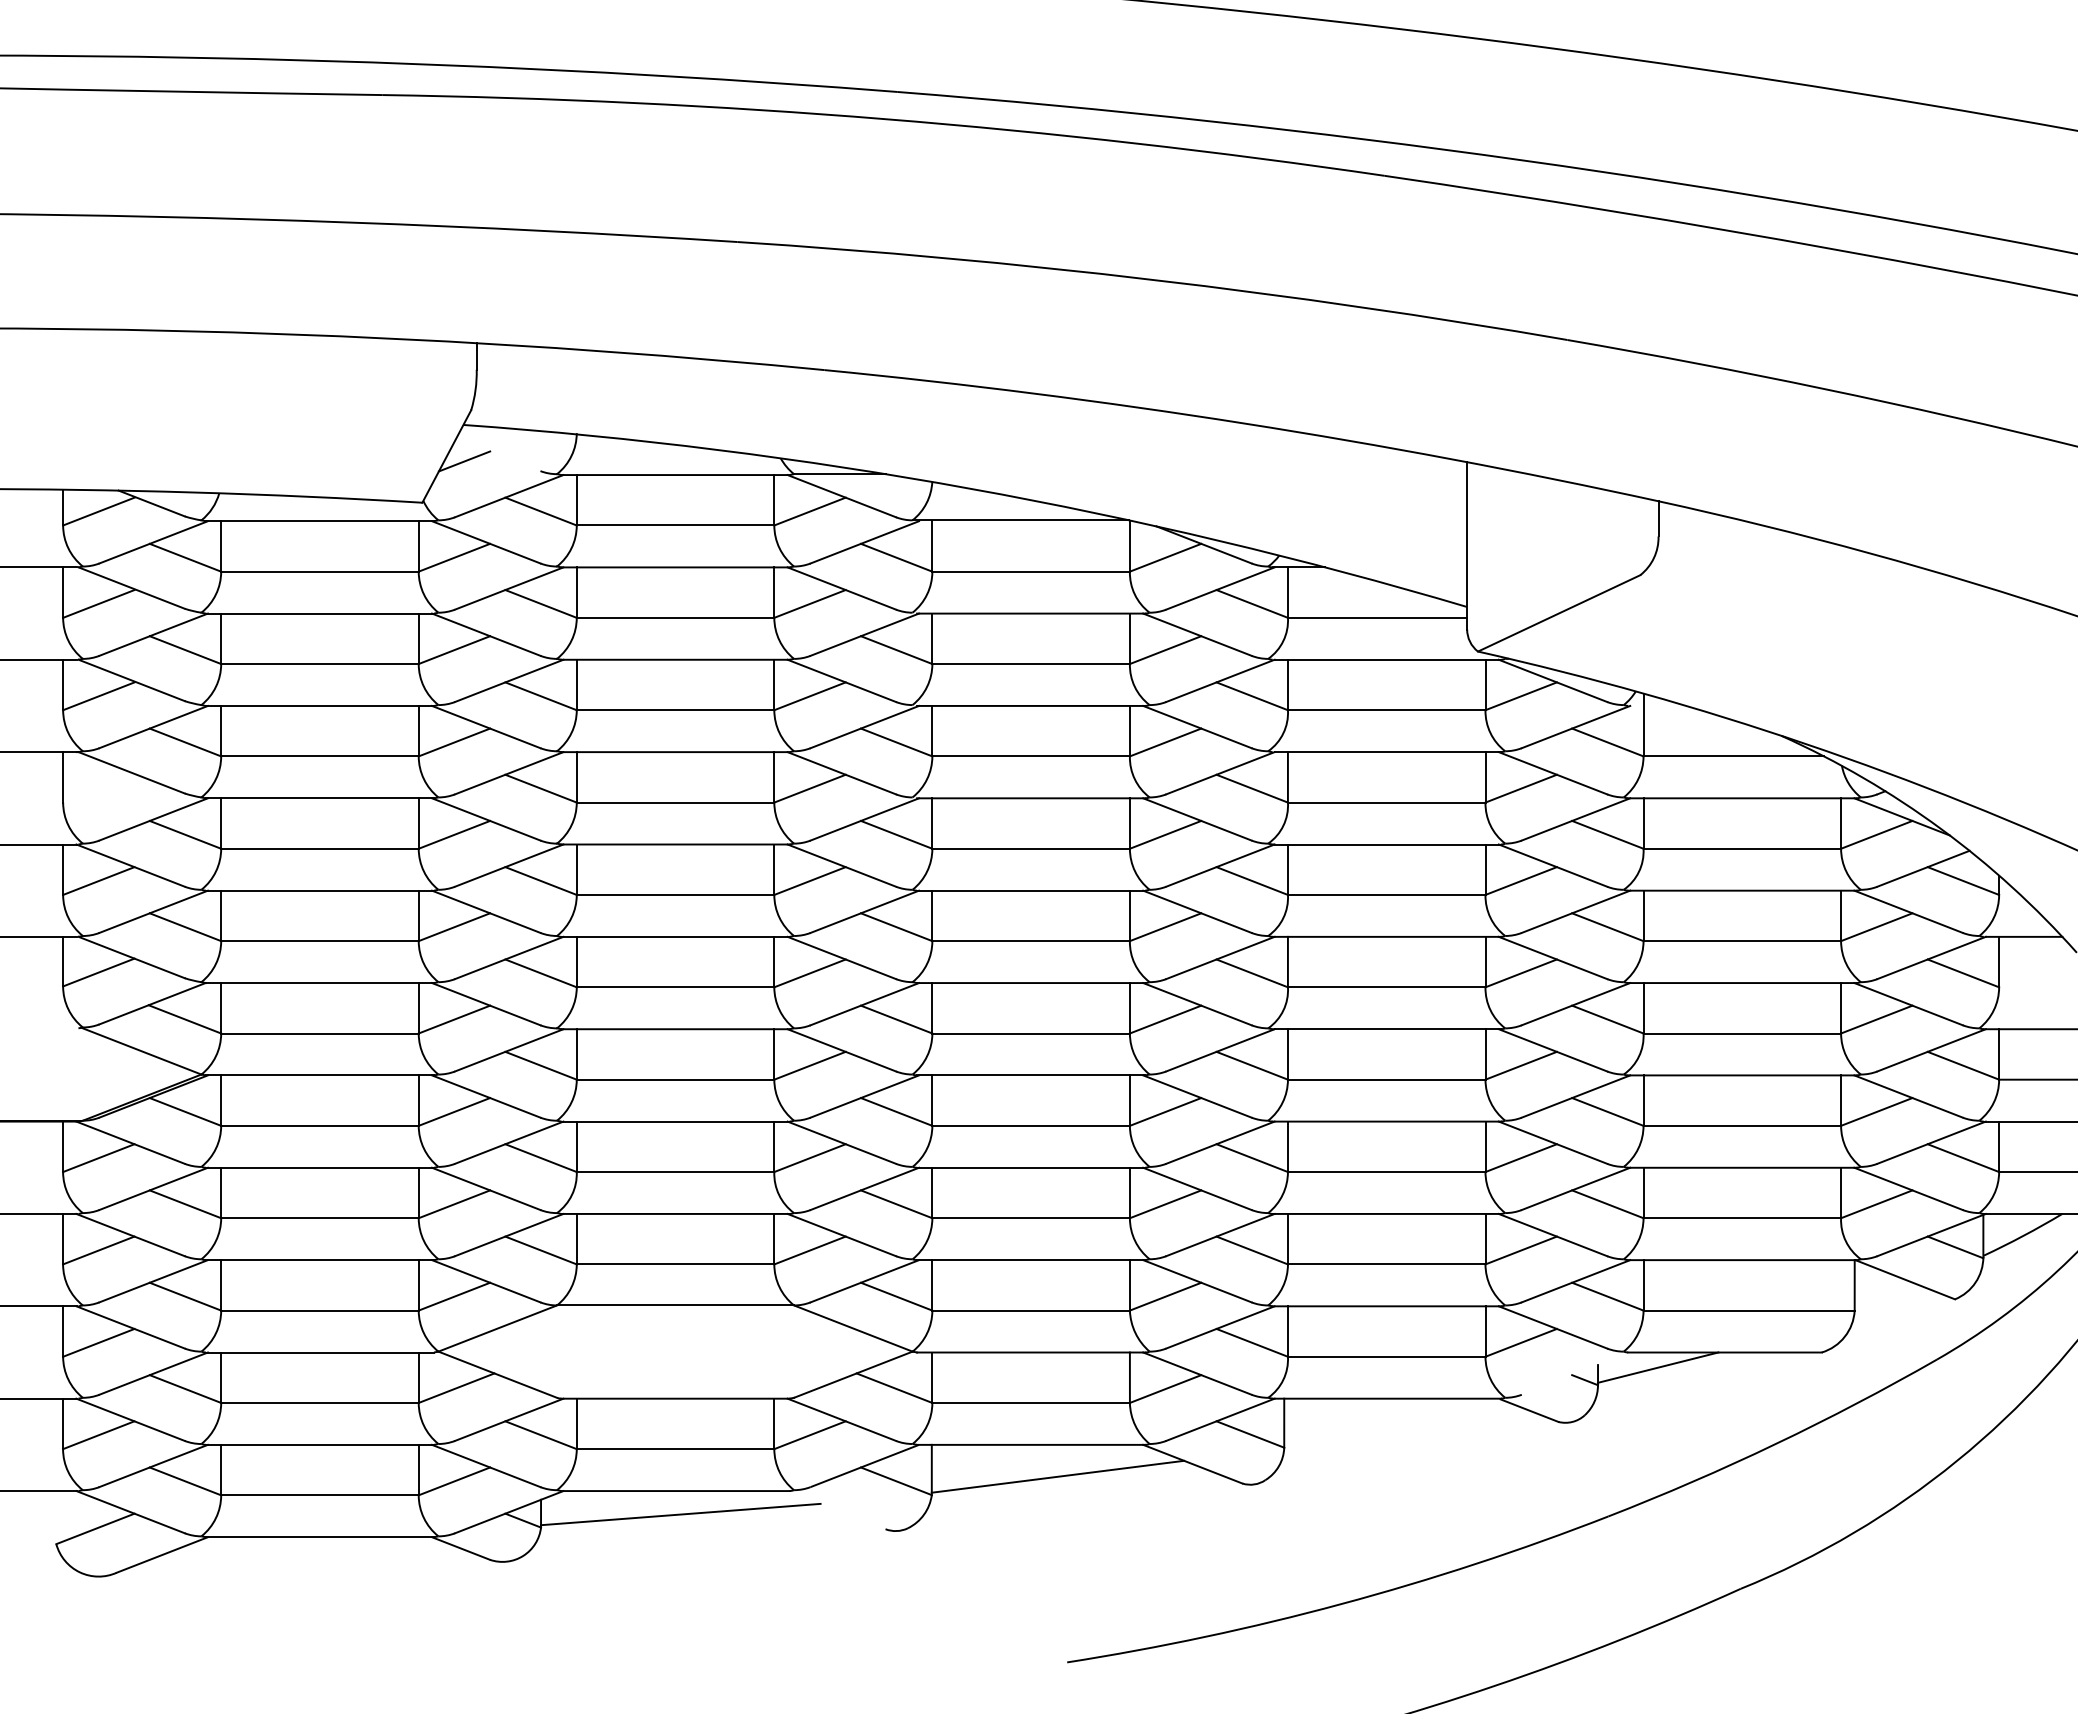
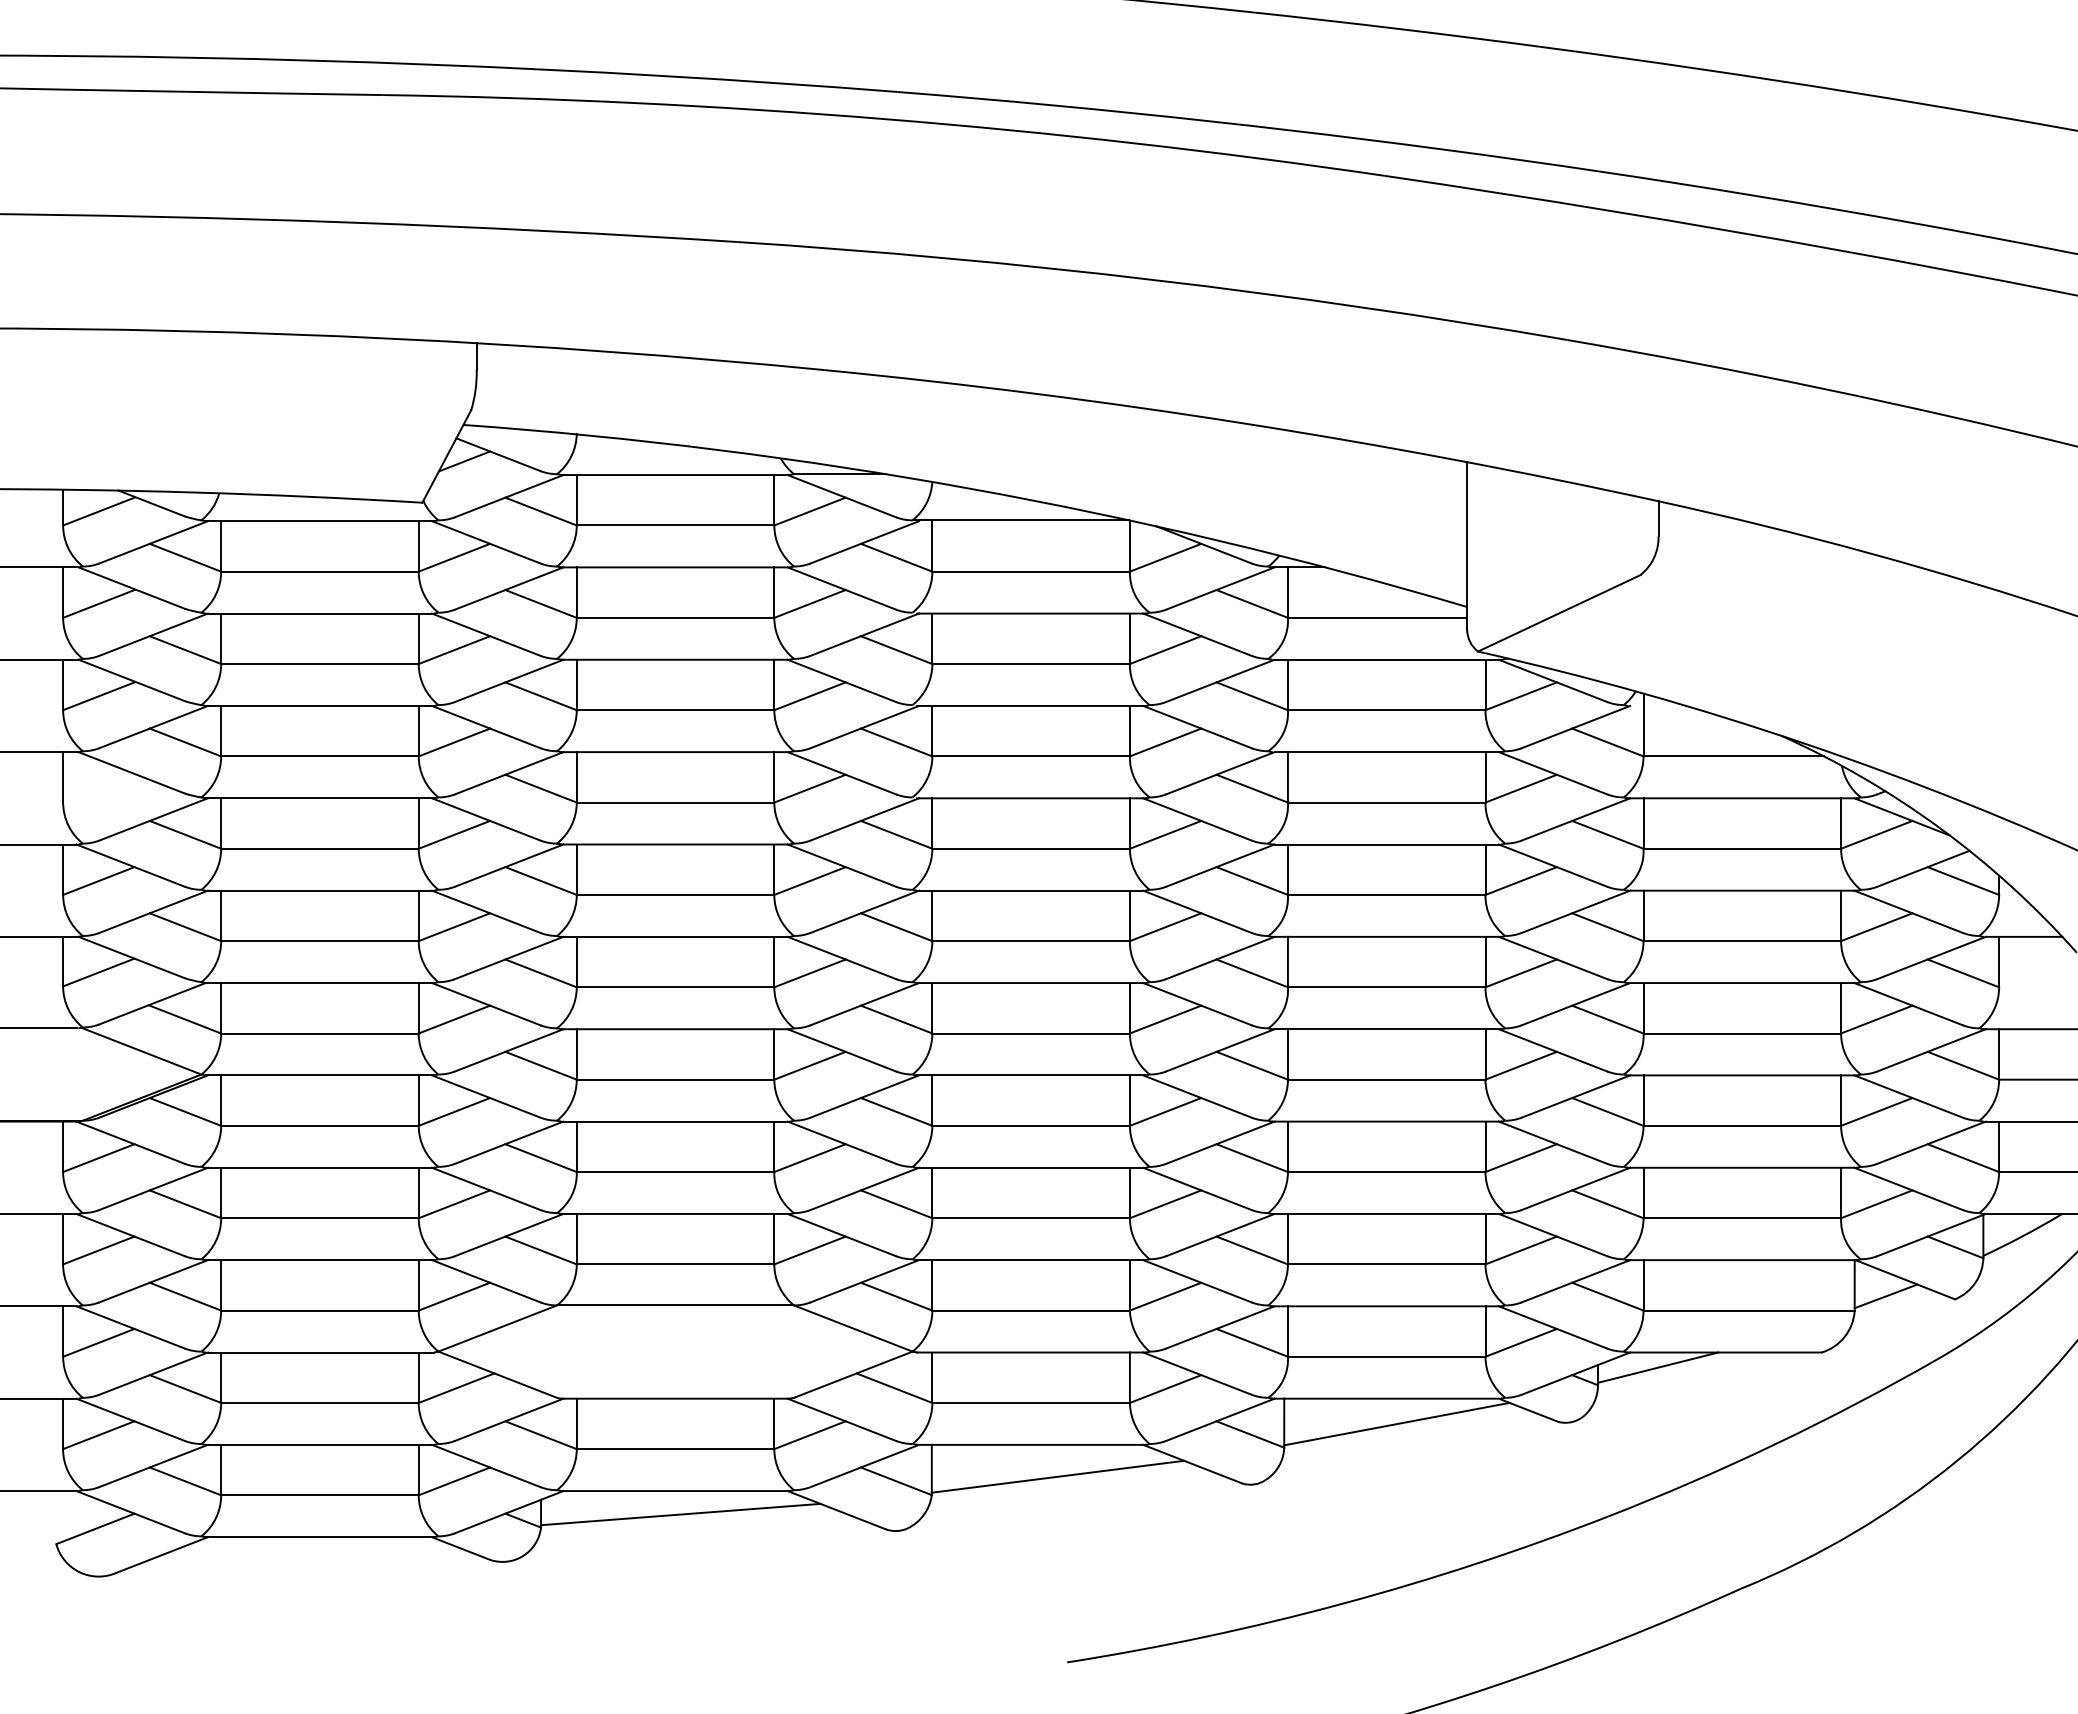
line: none -> present (498, 454)
line: none -> present (39, 1028)
line: none -> present (1885, 1296)
line: none -> present (1575, 1373)
line: none -> present (1396, 1423)
line: none -> present (836, 1510)
